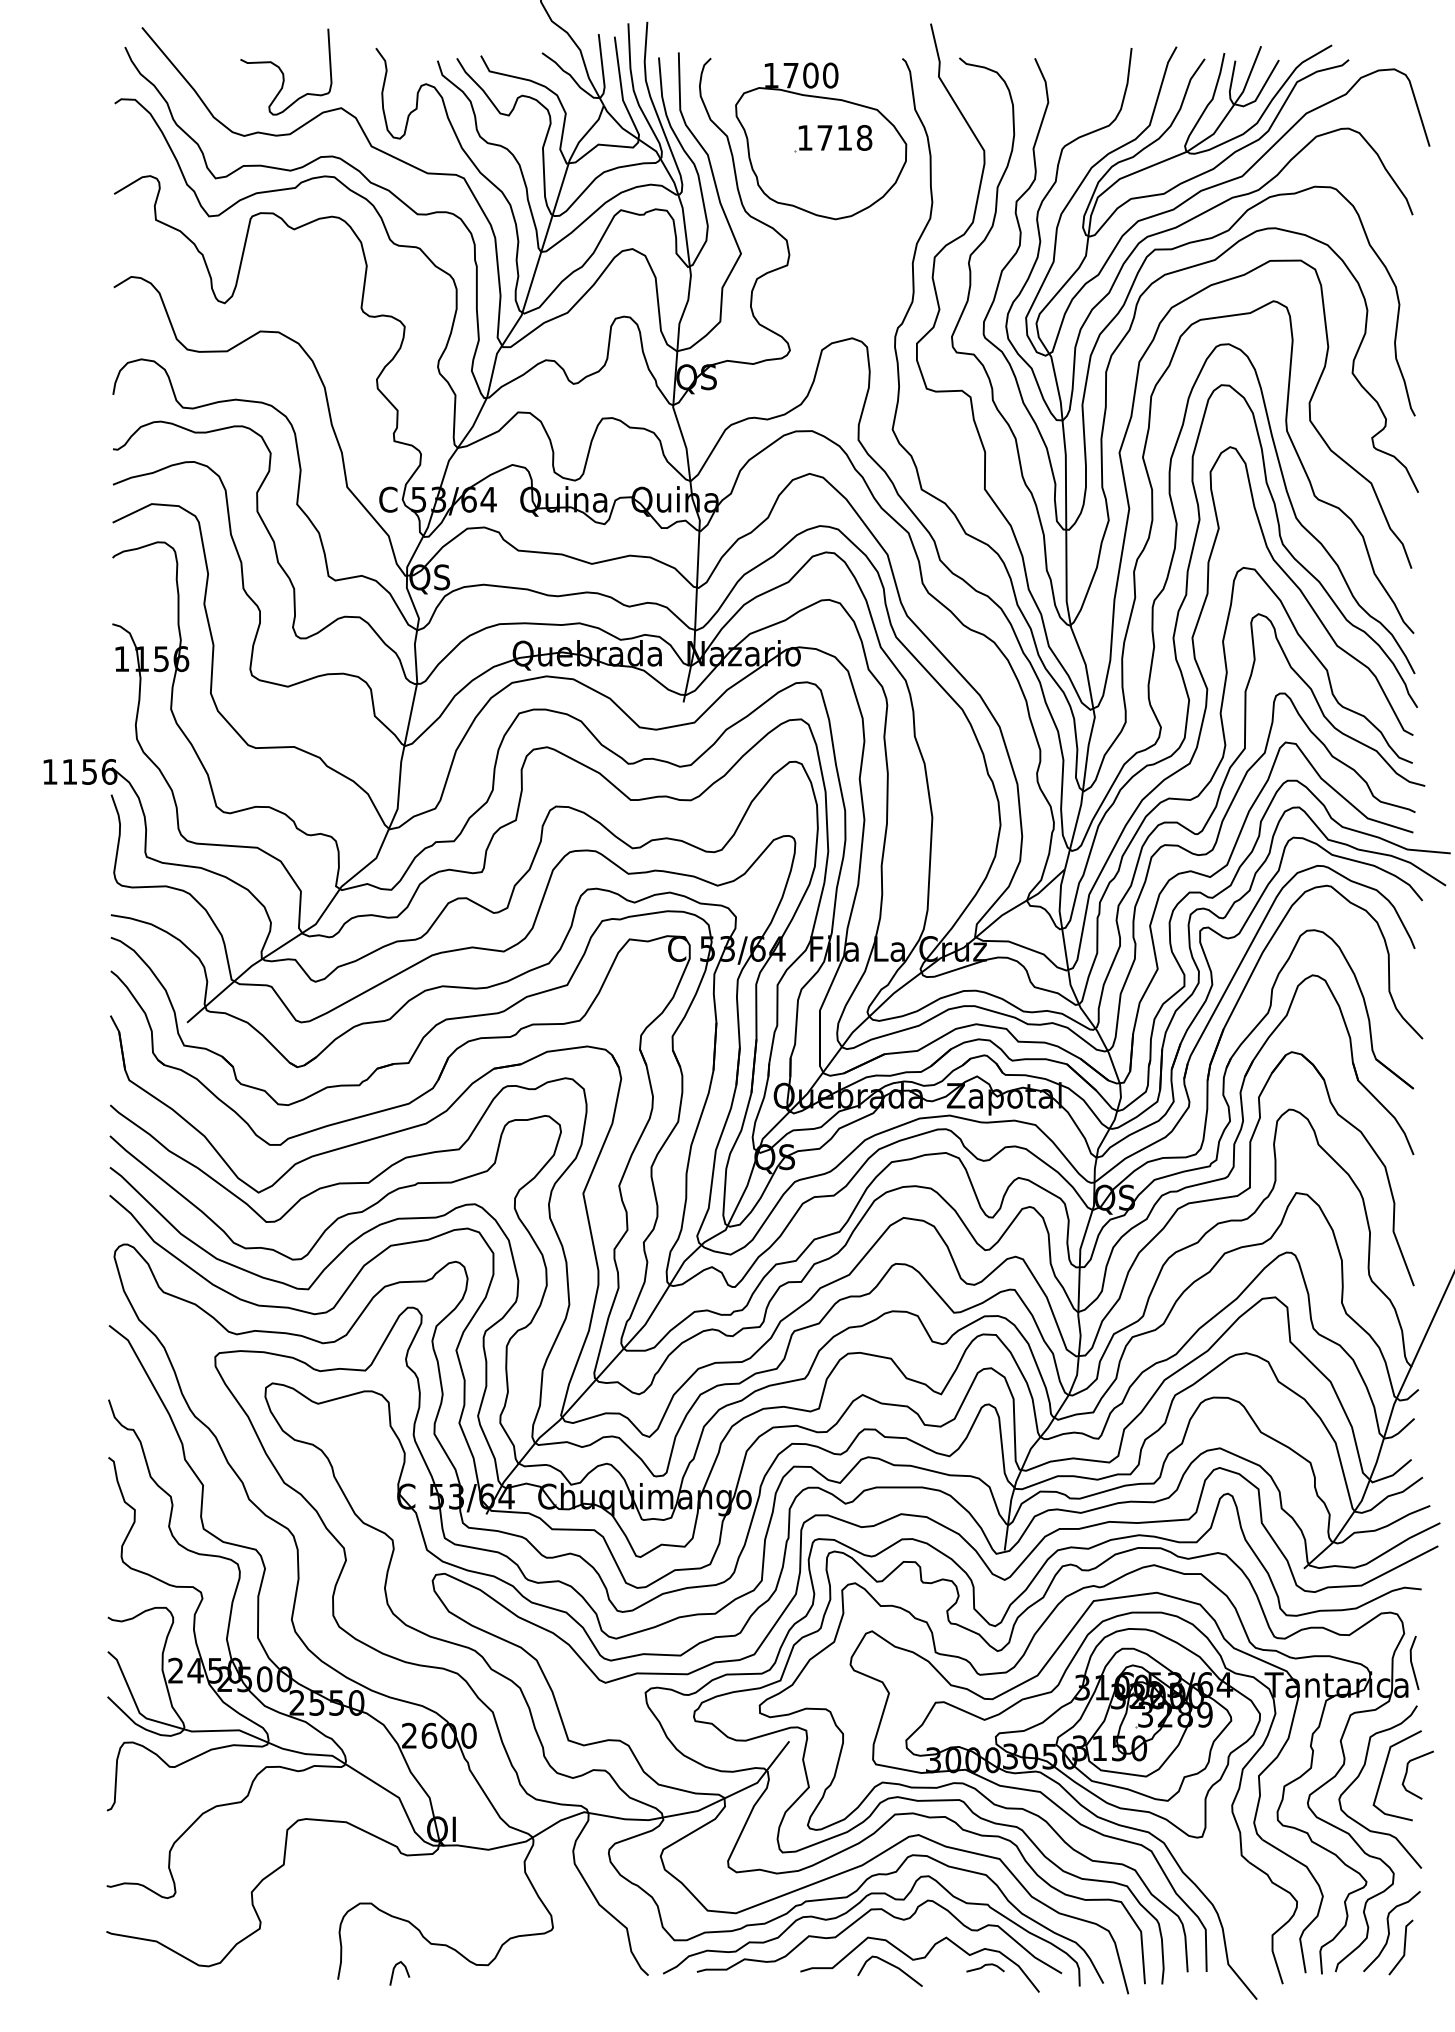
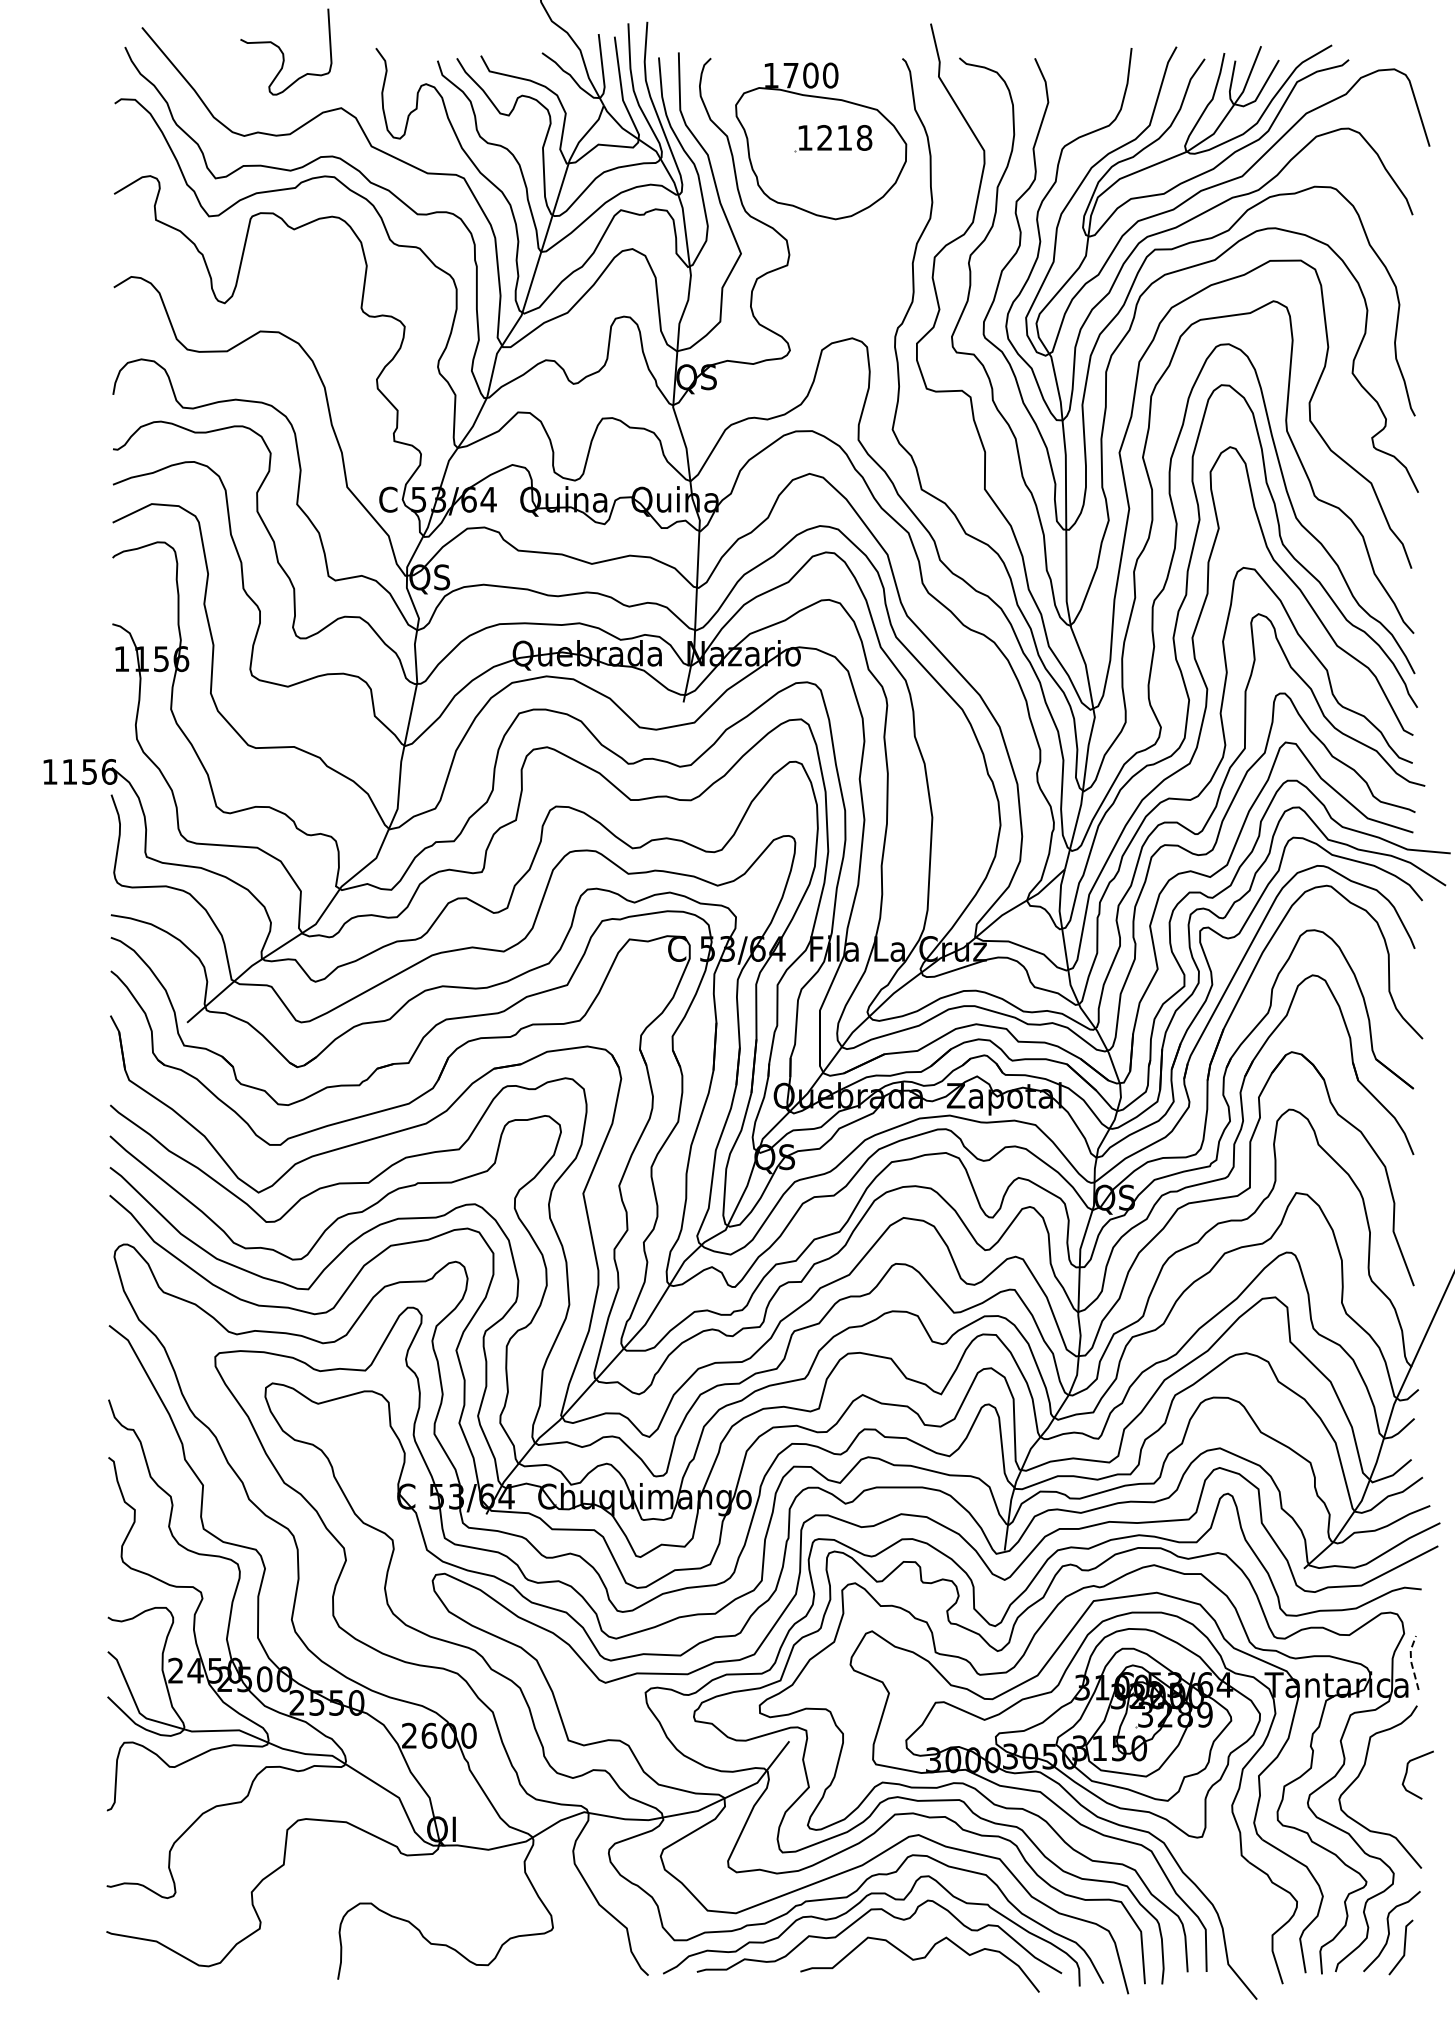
curve position: (283, 72) -> (283, 52) (283, 52)
text: 1718 -> 1218 (824, 137)
line: solid -> dashed (1411, 1661)
line: present -> none (1384, 1772)
curve: present -> none (892, 1966)
curve: present -> none (984, 1966)
curve: present -> none (394, 1971)
